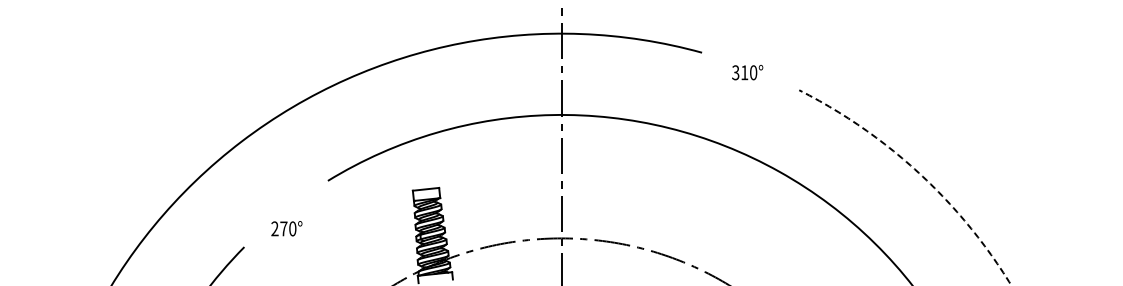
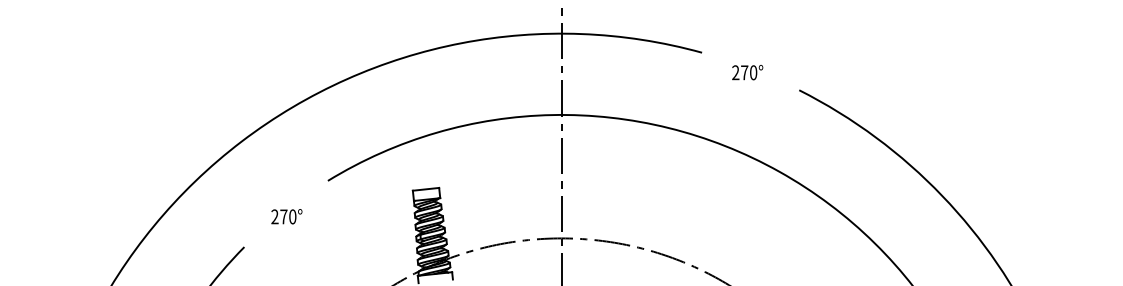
text: 310° -> 270° (740, 72)
arc: dashed -> solid (918, 172)
text position: (286, 228) -> (286, 216) (286, 216)
